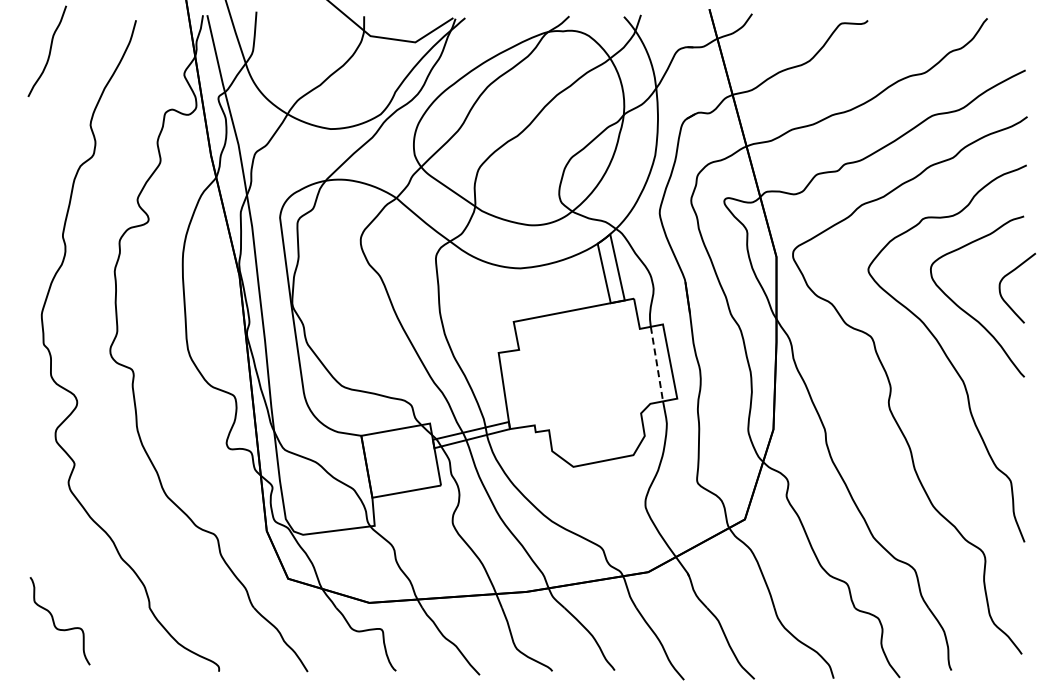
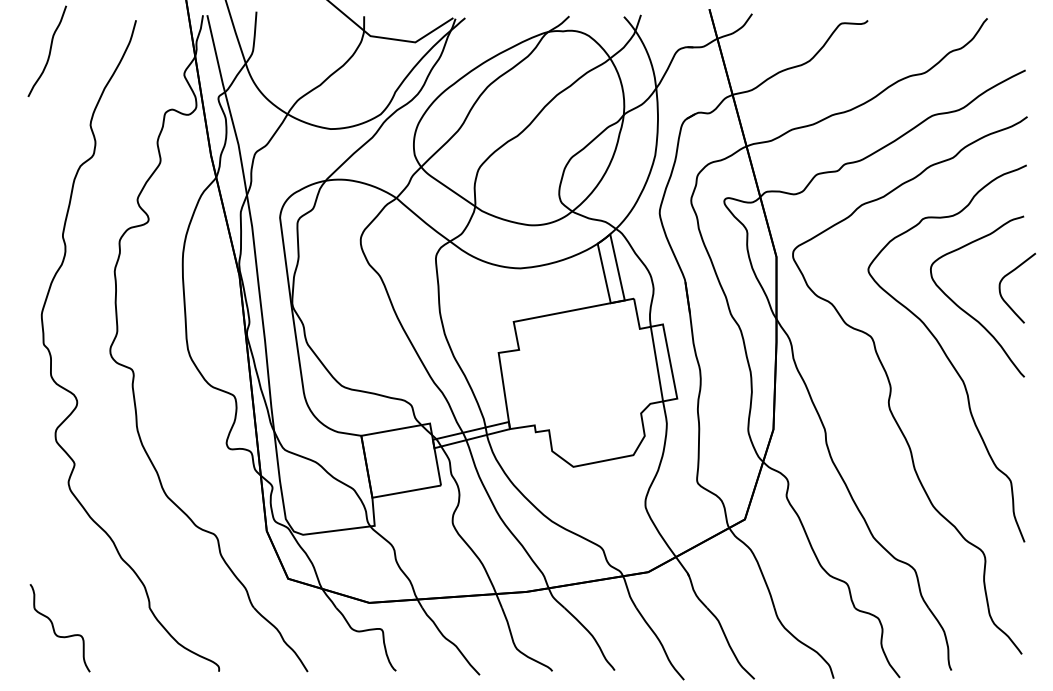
line: dashed -> solid (656, 364)
part position: (59, 621) -> (59, 628) (59, 628)
